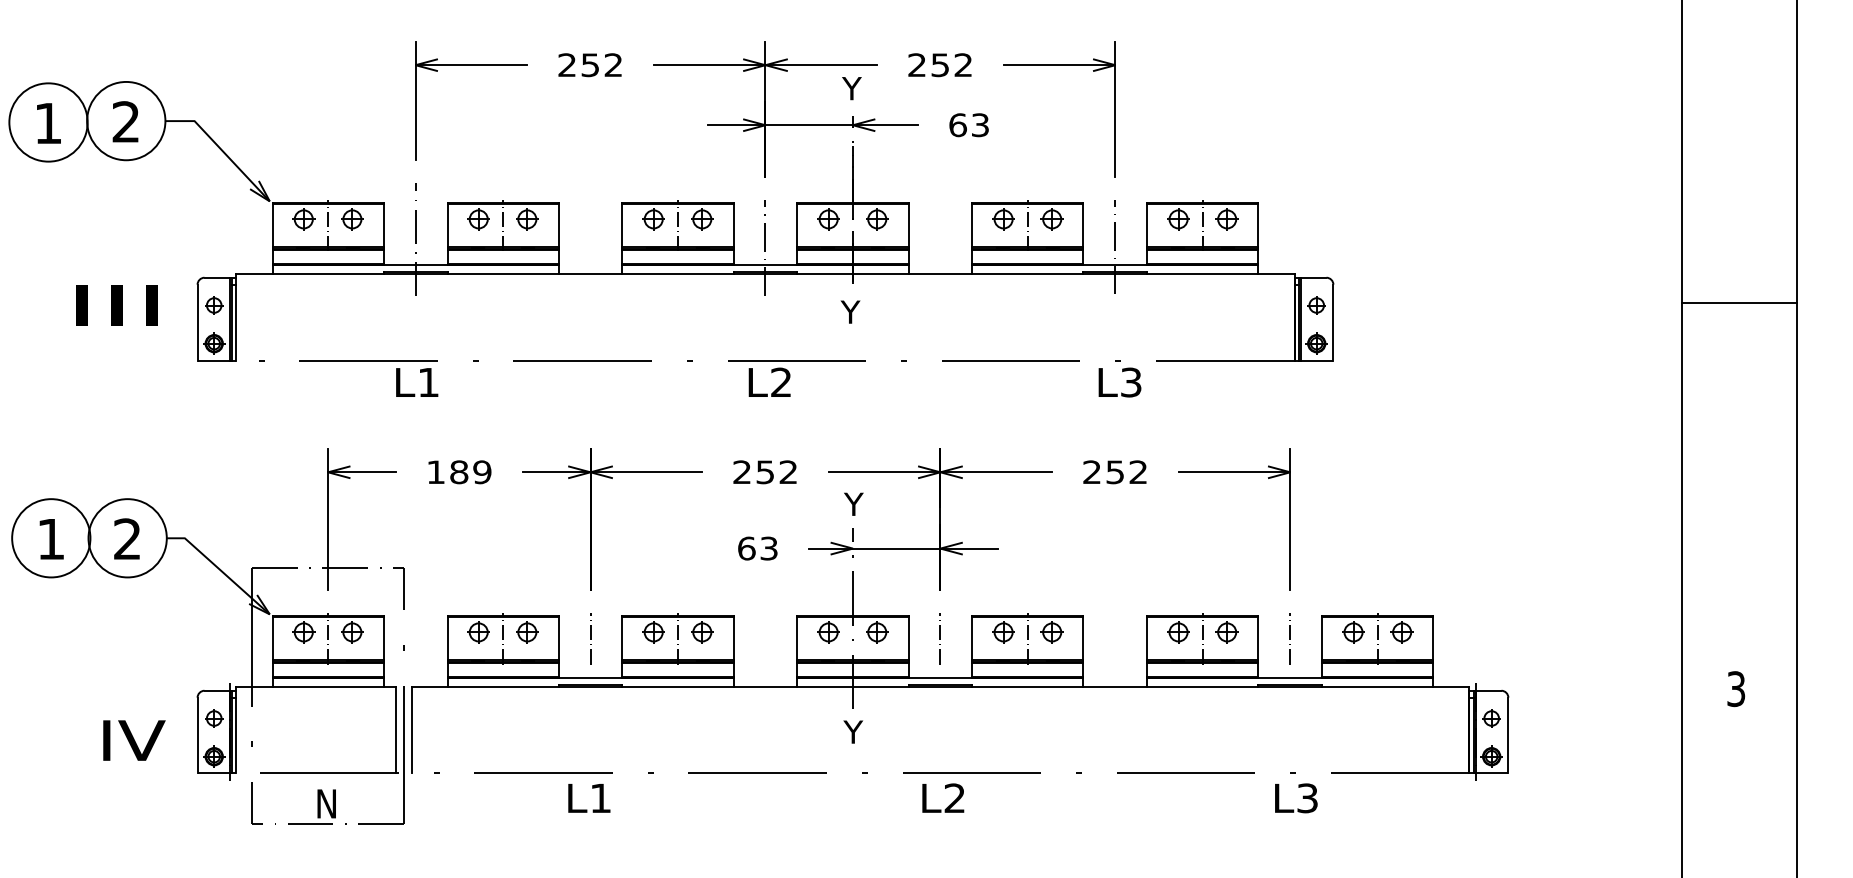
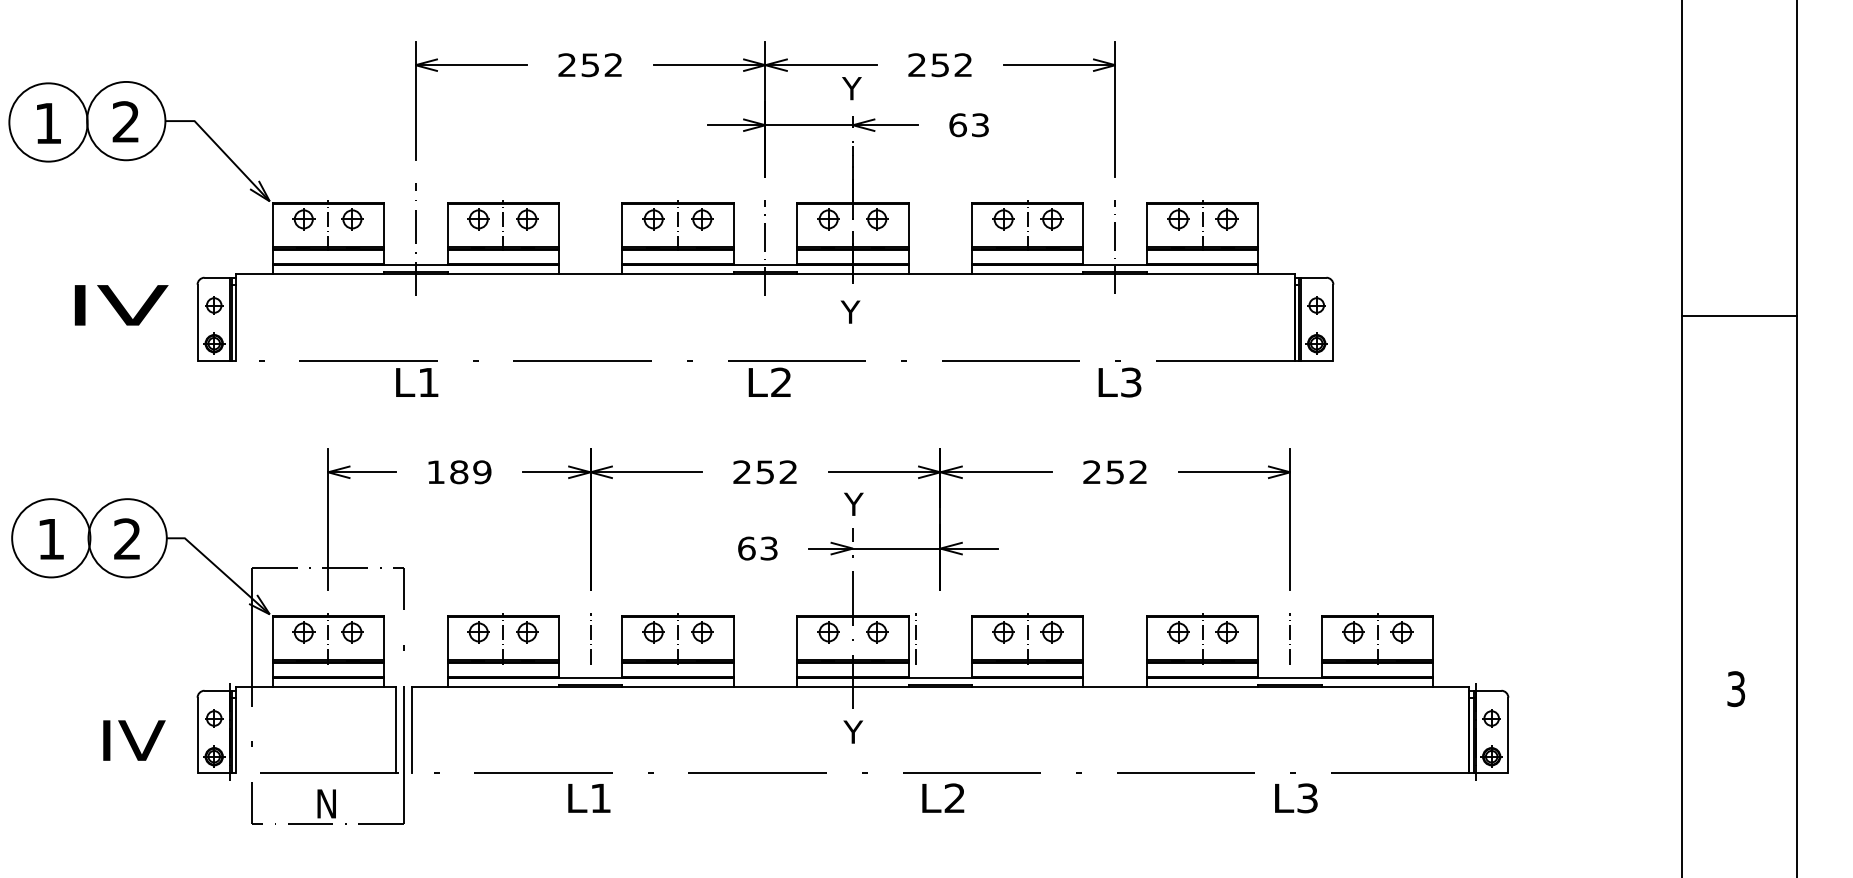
line position: (1739, 303) -> (1739, 316) (1739, 316)
text: III -> IV (121, 305)
line position: (939, 638) -> (915, 638) (915, 638)
